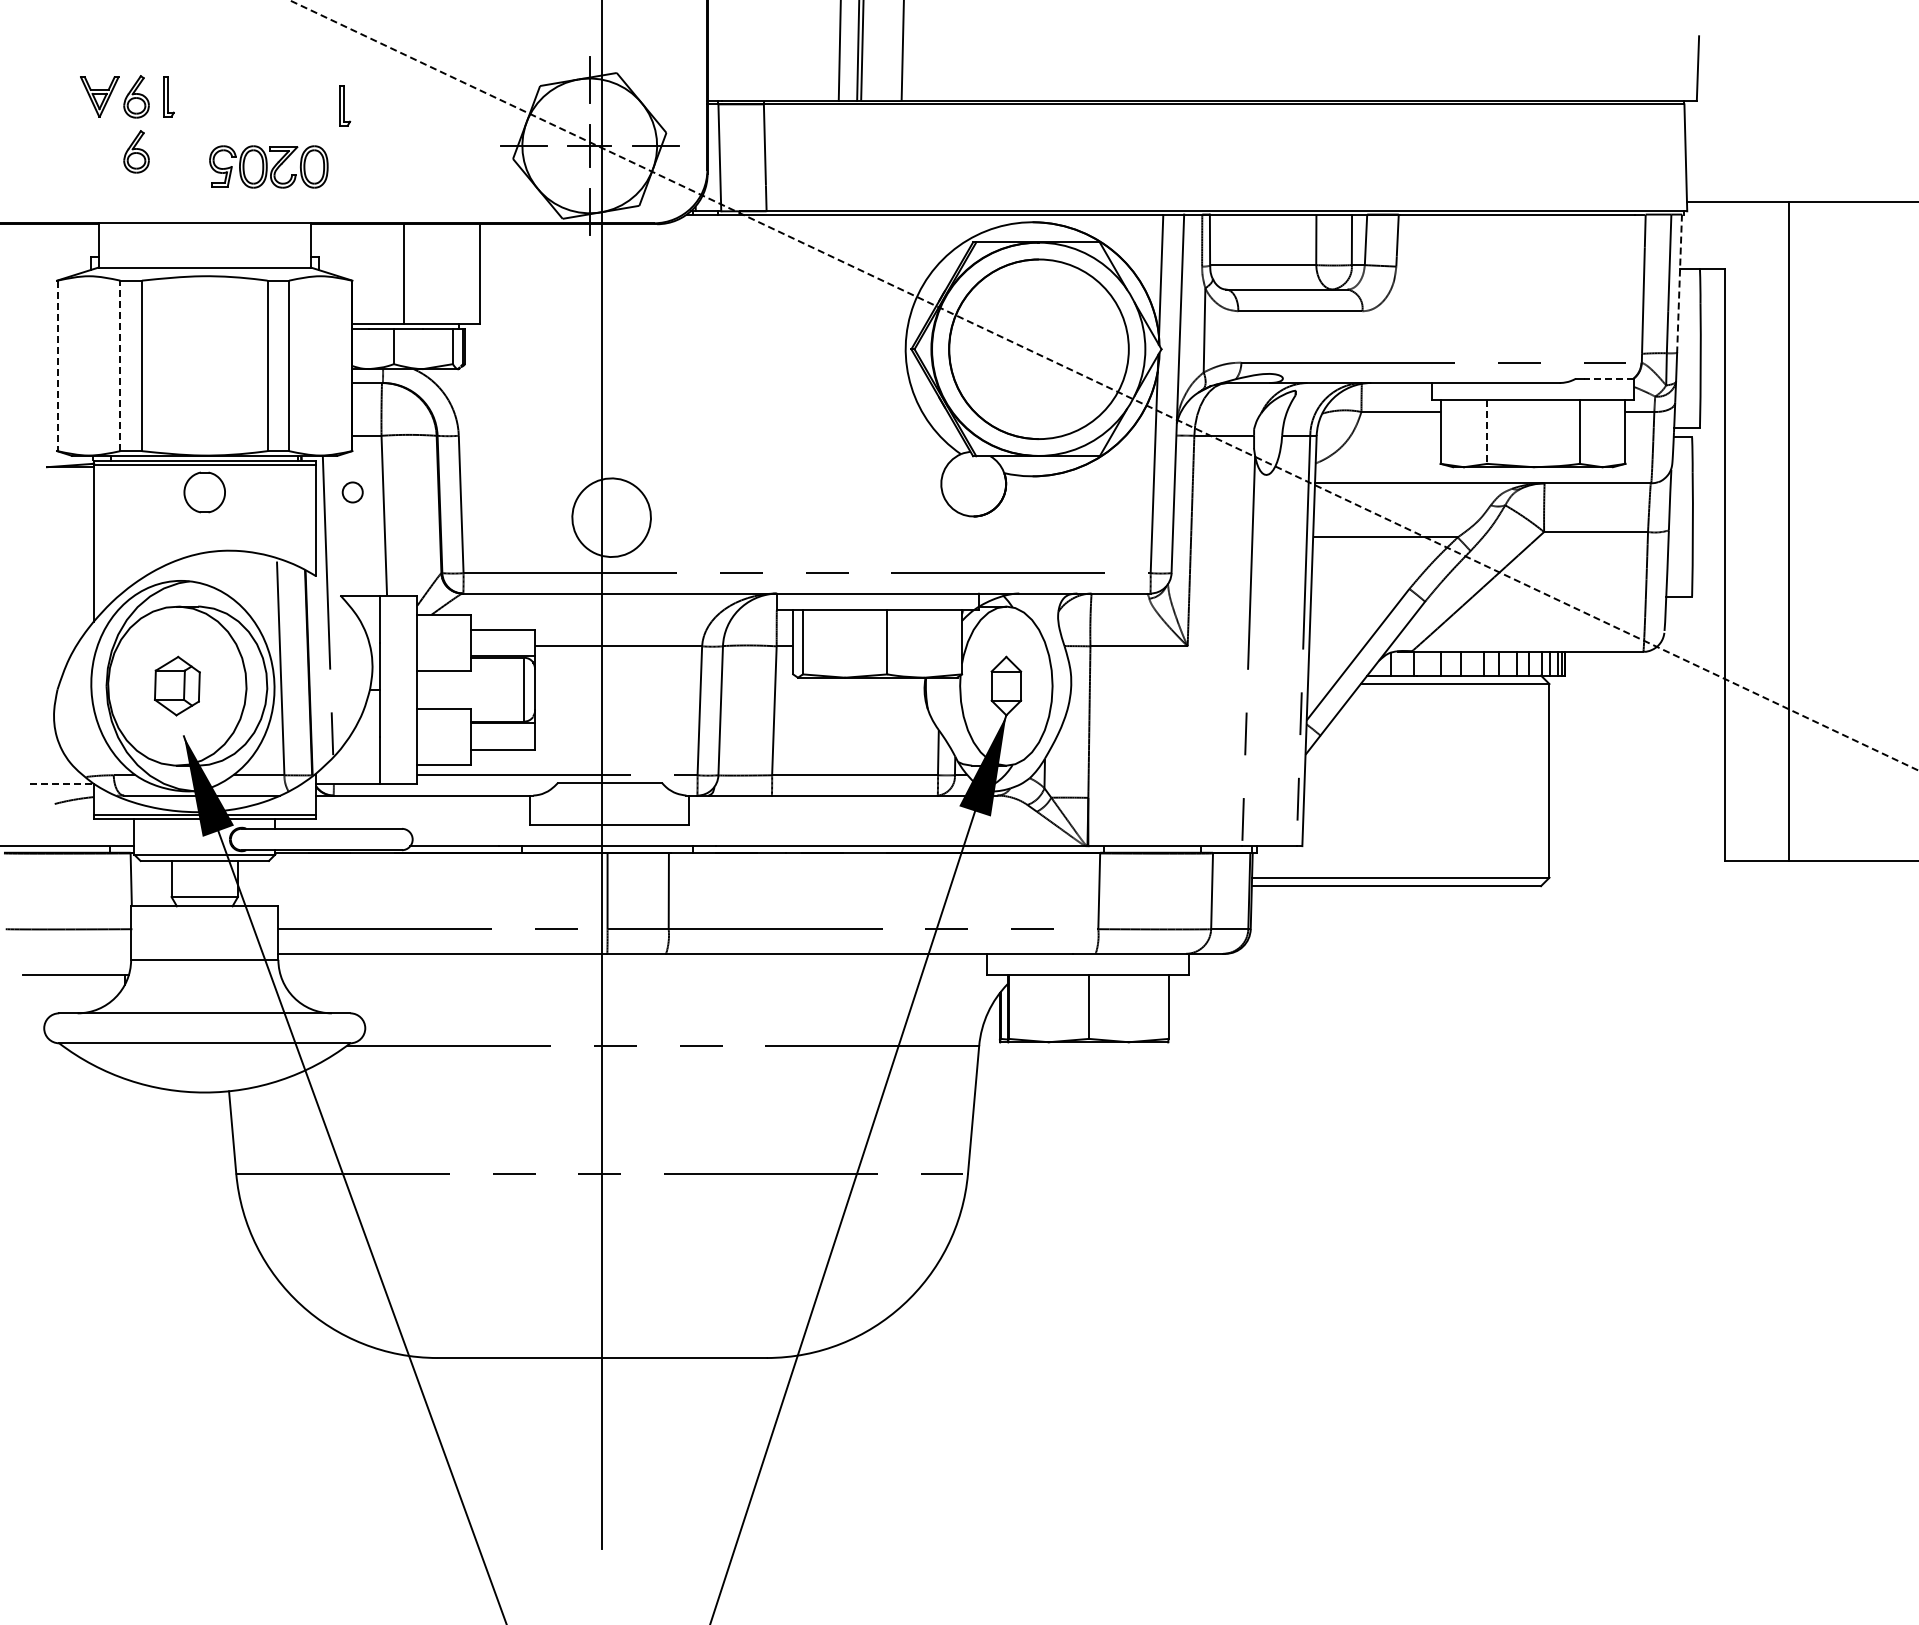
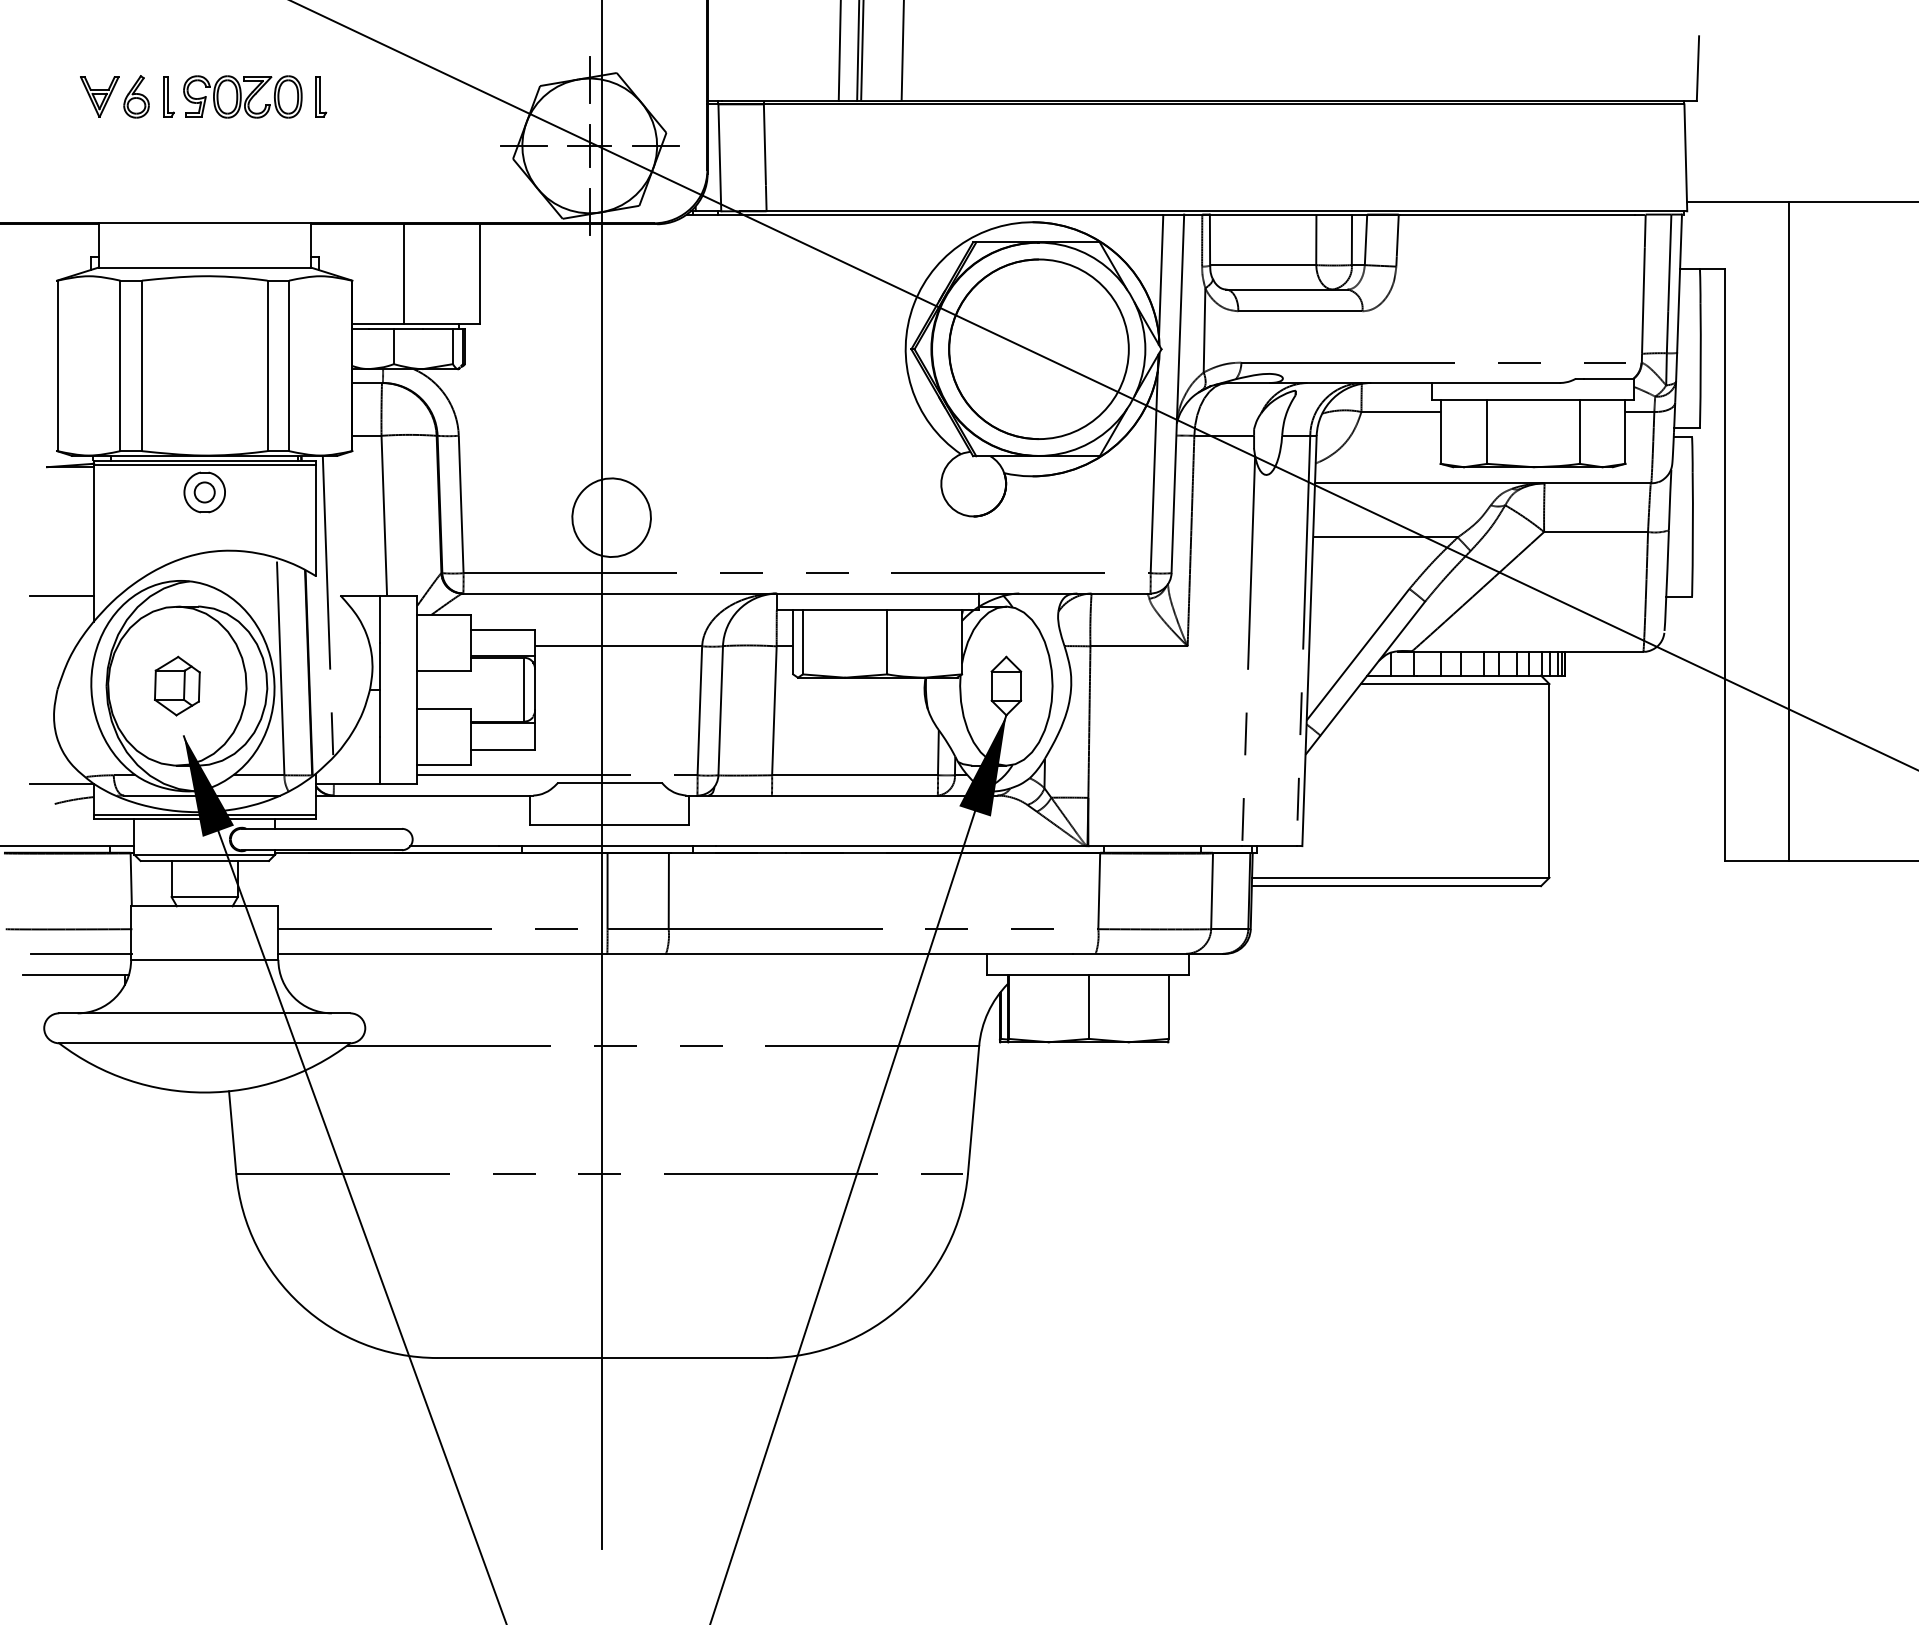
part position: (345, 105) -> (321, 96) (321, 96)
part: present -> none (136, 151)
part position: (268, 166) -> (242, 96) (242, 96)
line: dashed -> solid (1679, 284)
line: dashed -> solid (120, 365)
line: dashed -> solid (57, 366)
line: dashed -> solid (1608, 378)
line: dashed -> solid (1104, 385)
line: dashed -> solid (1487, 432)
circle position: (352, 492) -> (204, 492) (204, 492)
line: none -> present (61, 595)
line: dashed -> solid (62, 783)
line: none -> present (81, 953)
